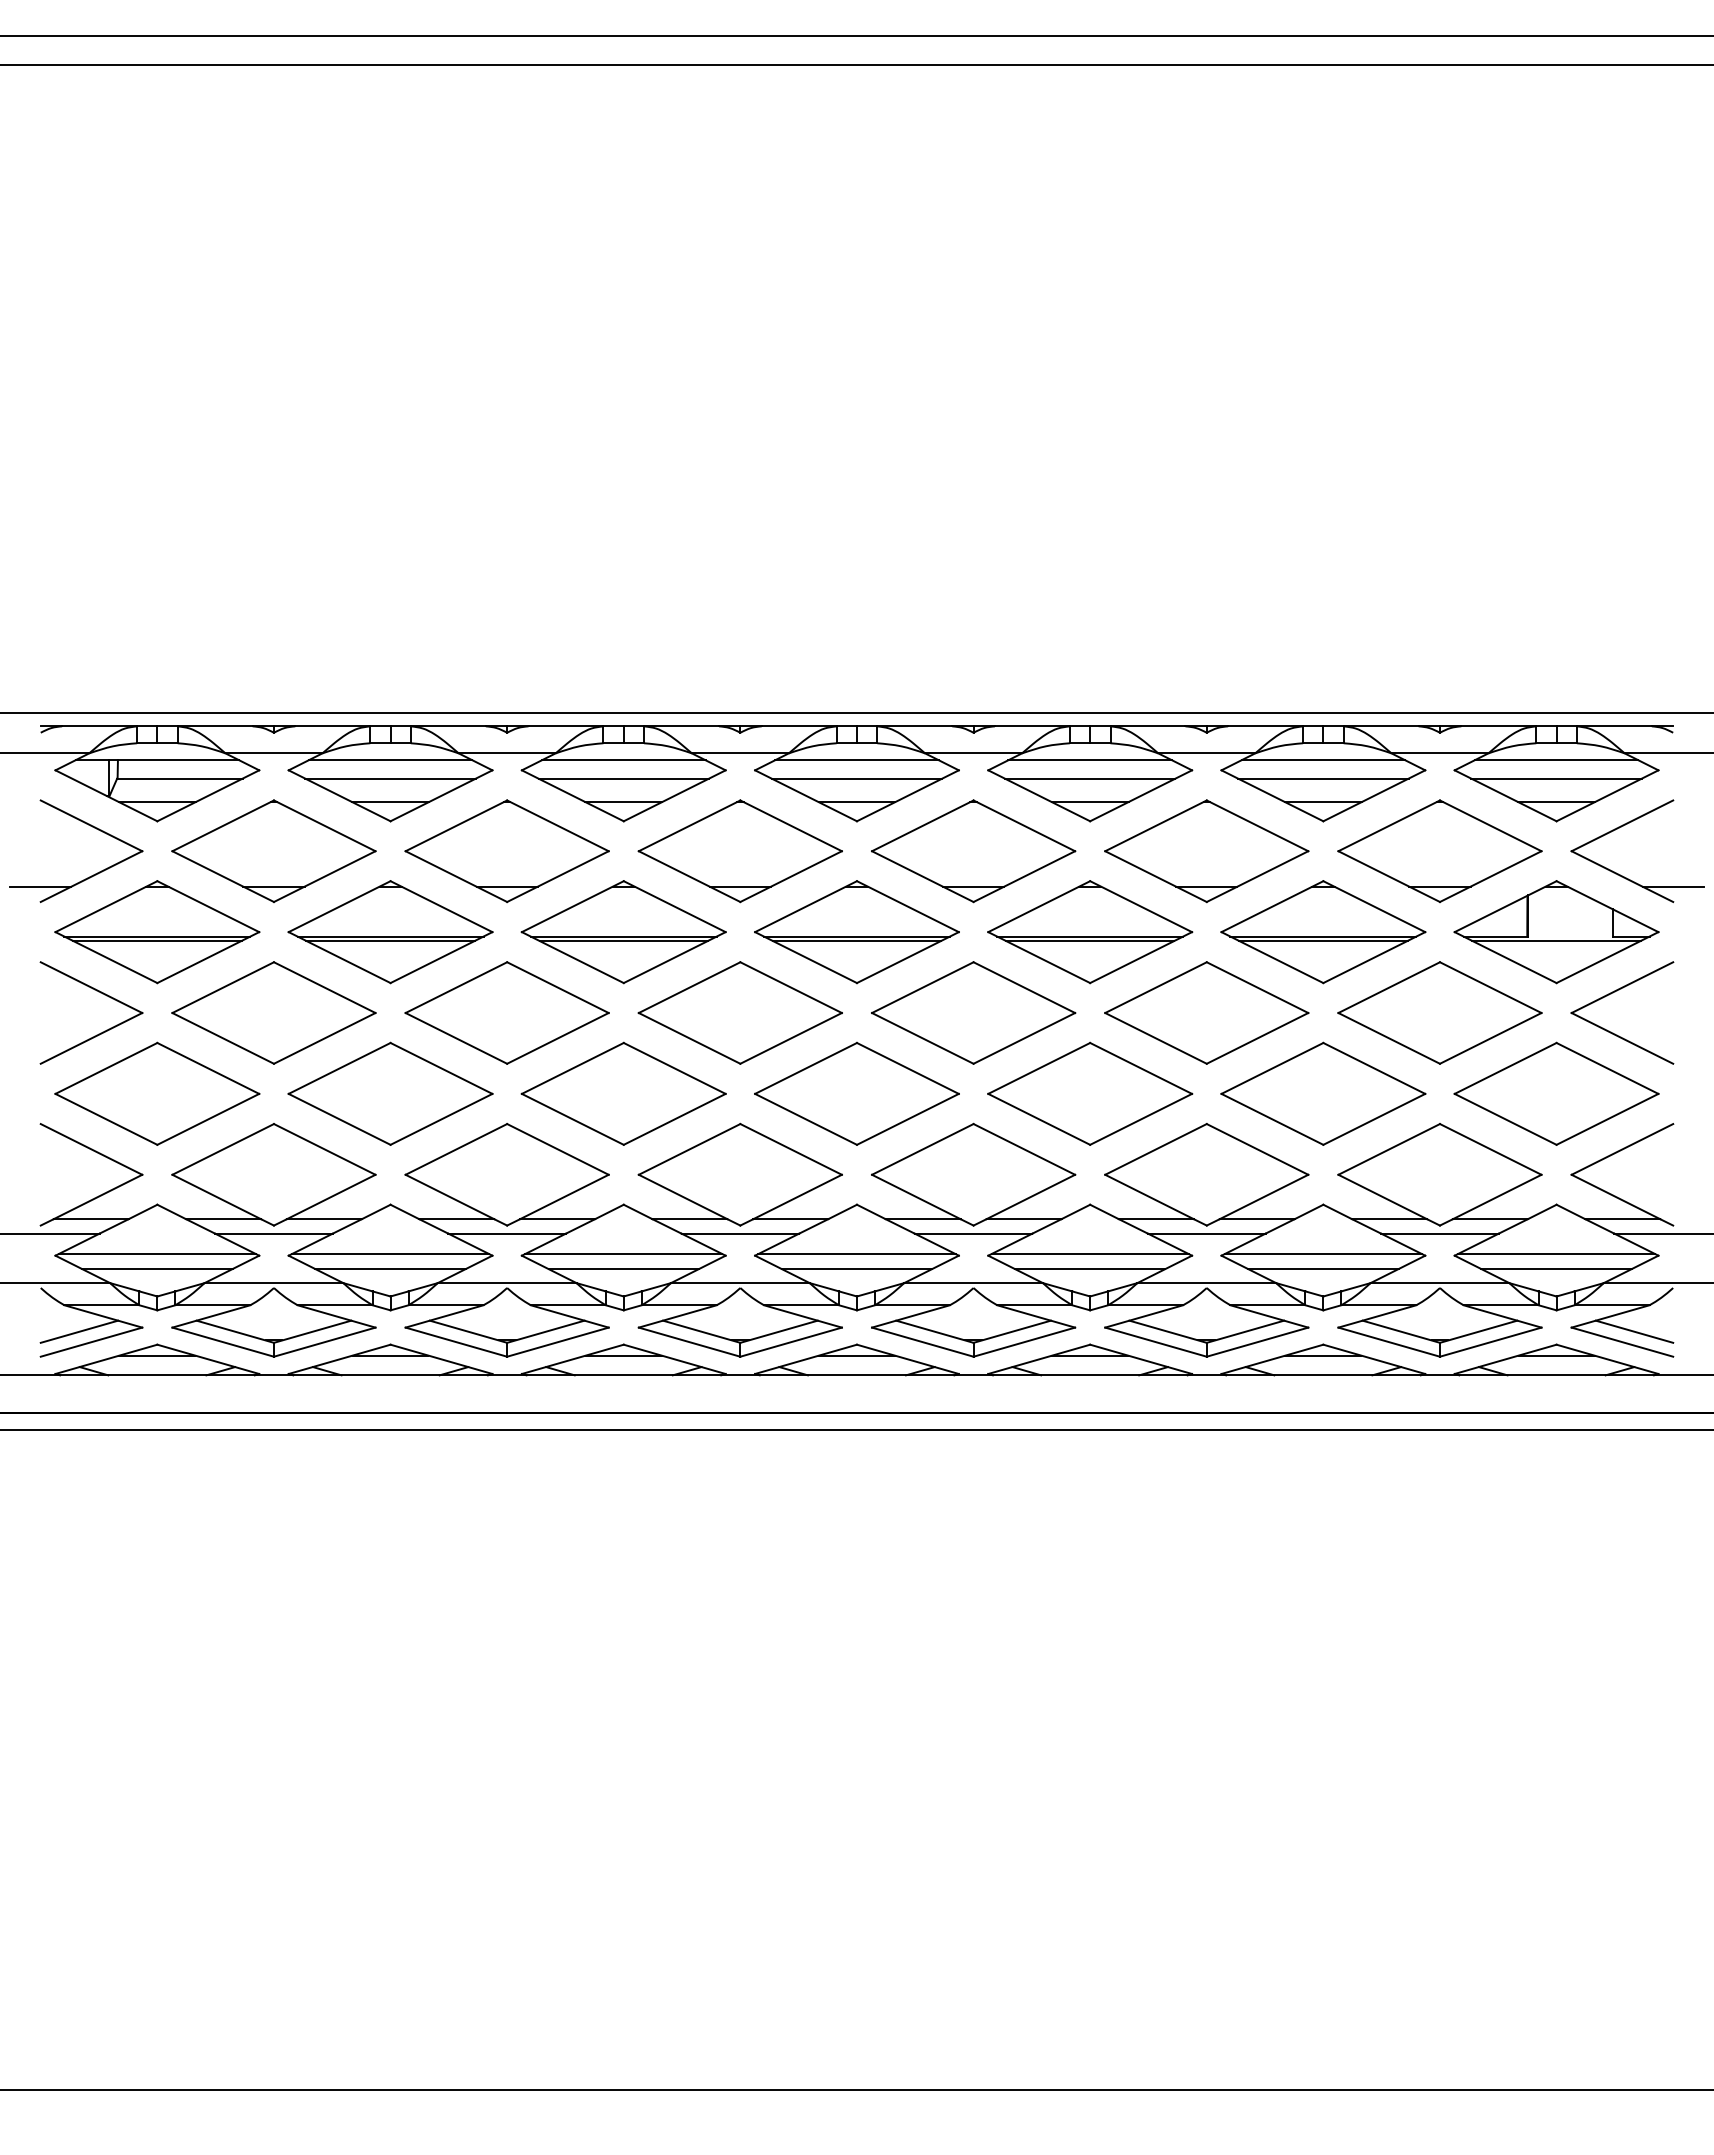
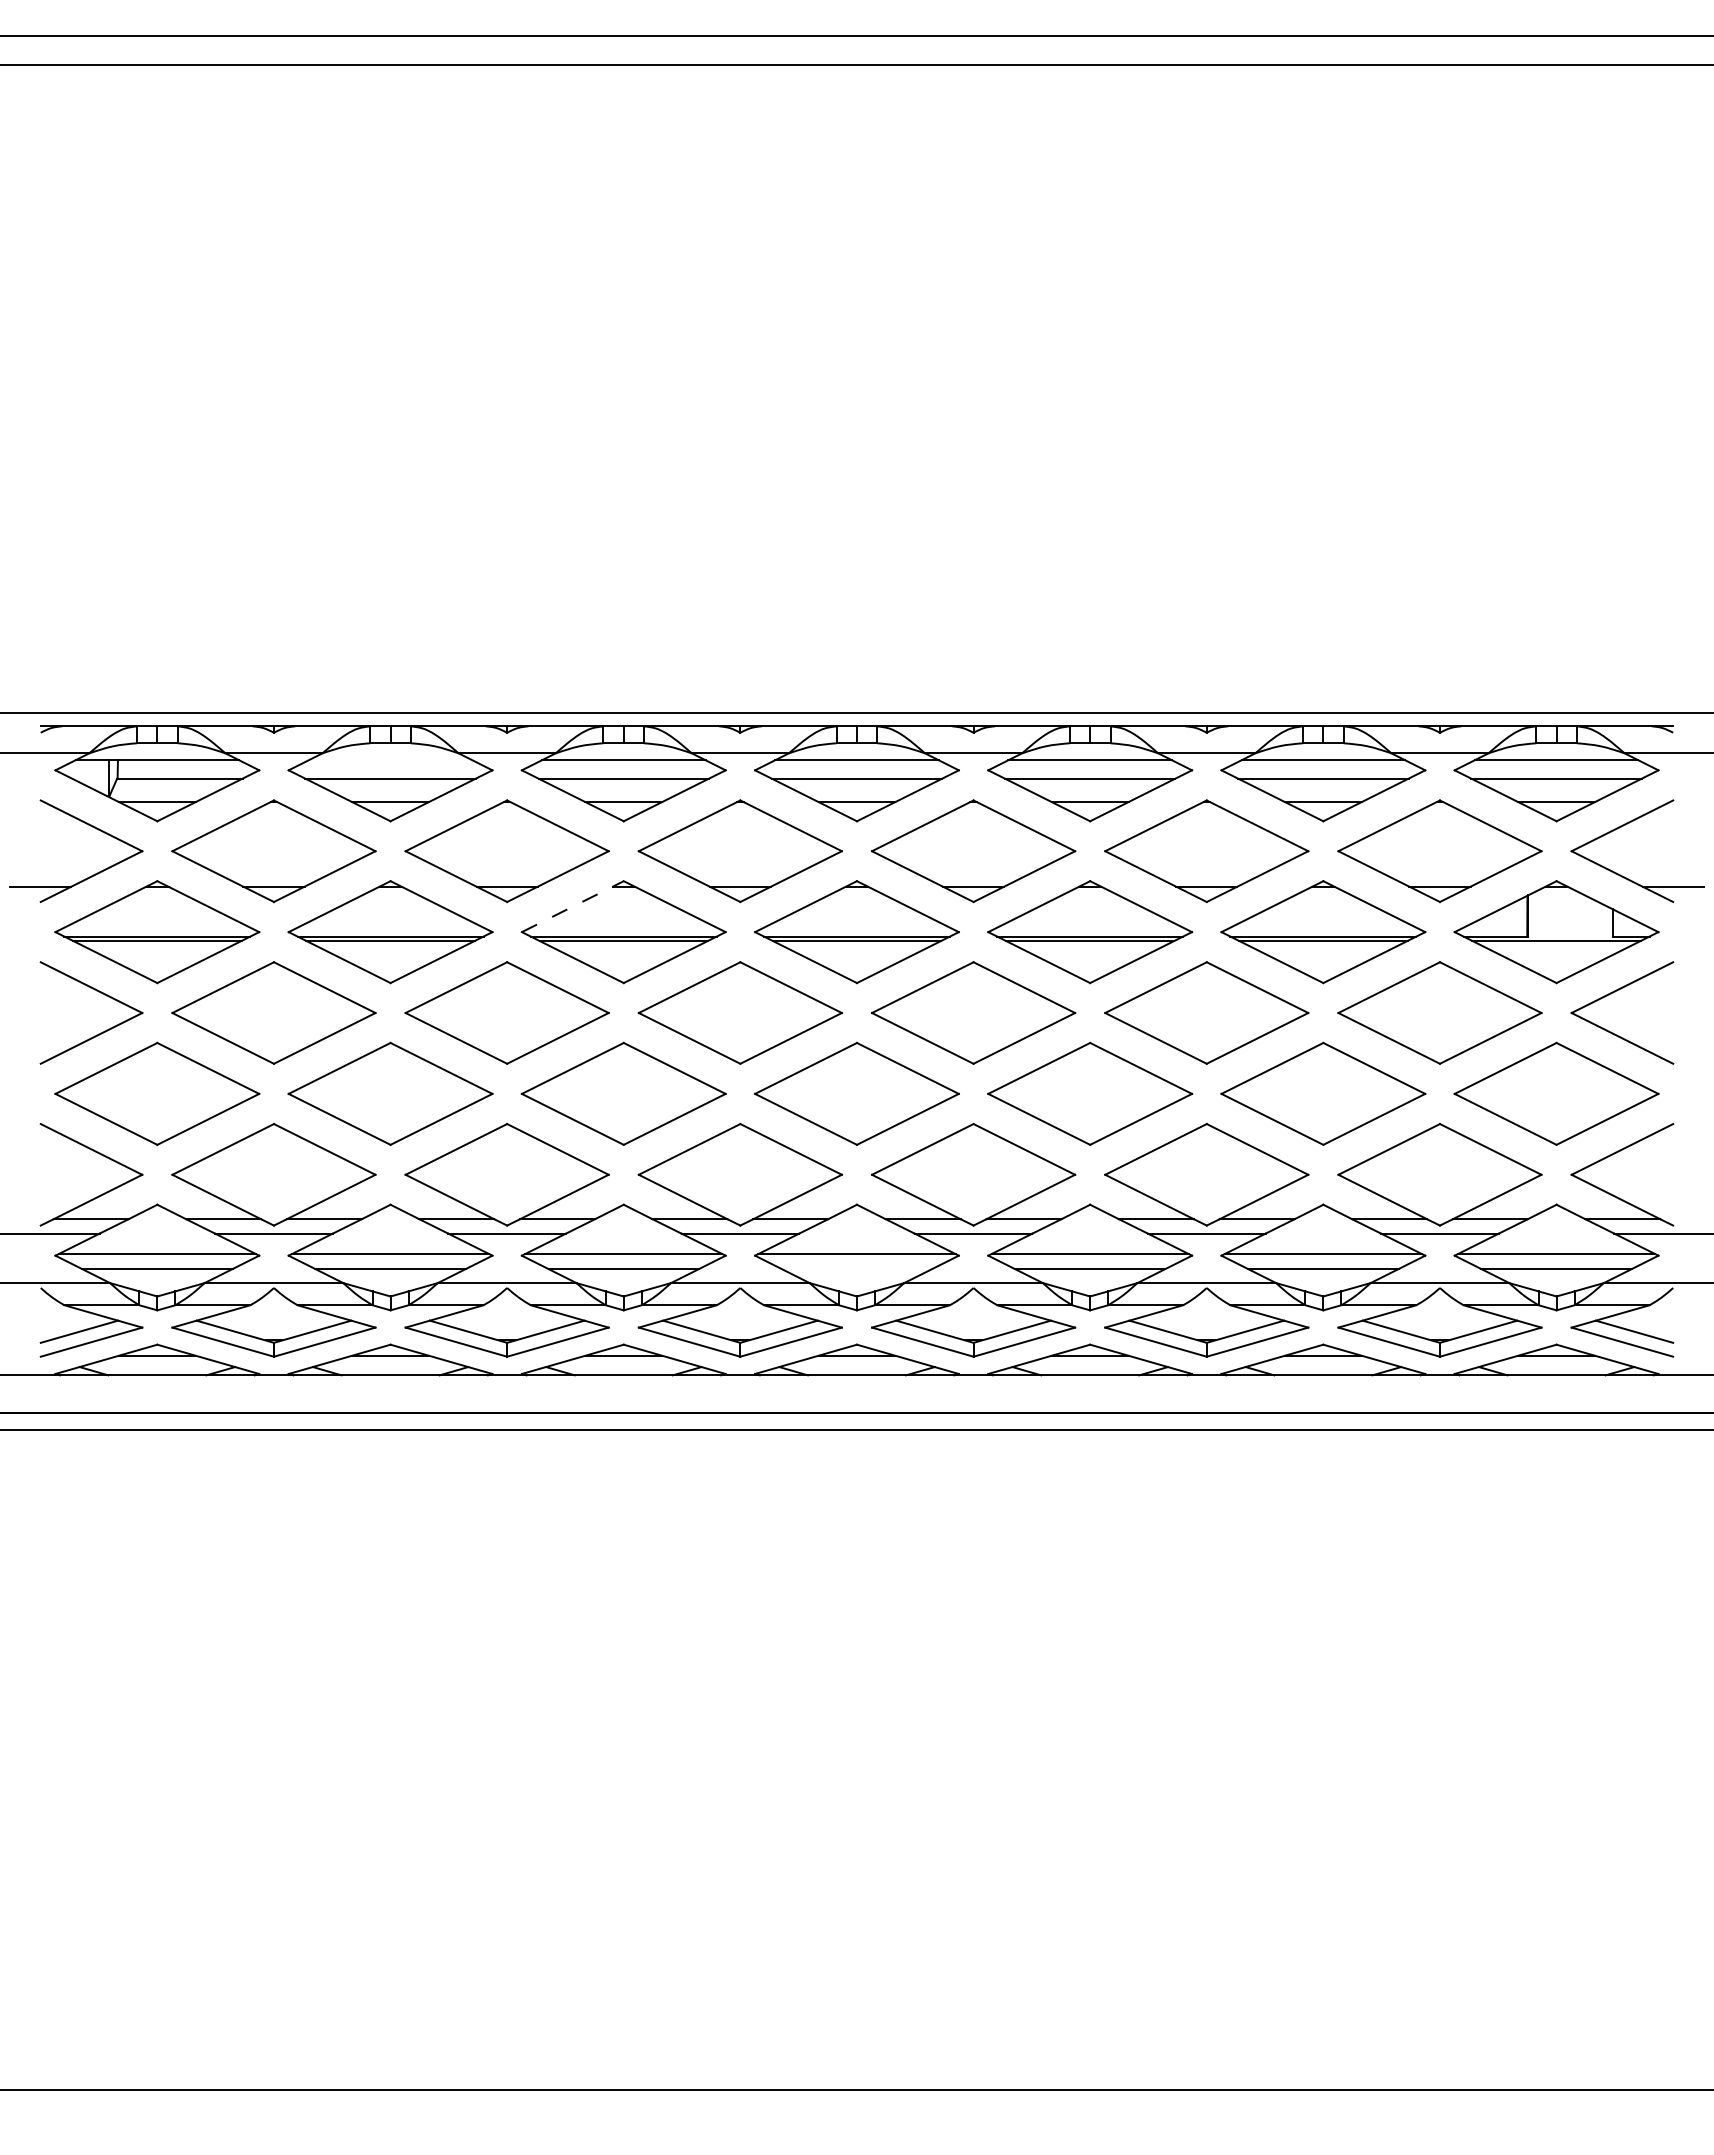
line: present -> none (390, 760)
line: solid -> dashed (572, 906)
line: present -> none (856, 1269)
